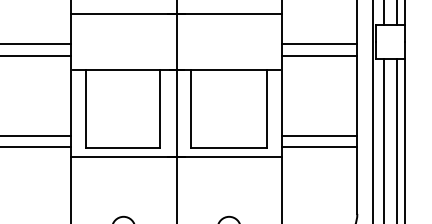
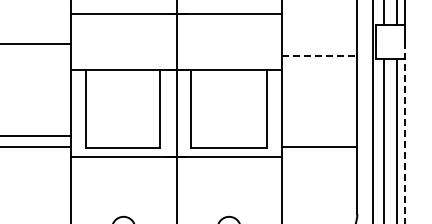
line: present -> none (319, 44)
line: present -> none (36, 55)
line: solid -> dashed (319, 55)
line: solid -> dashed (405, 133)
line: present -> none (319, 135)
